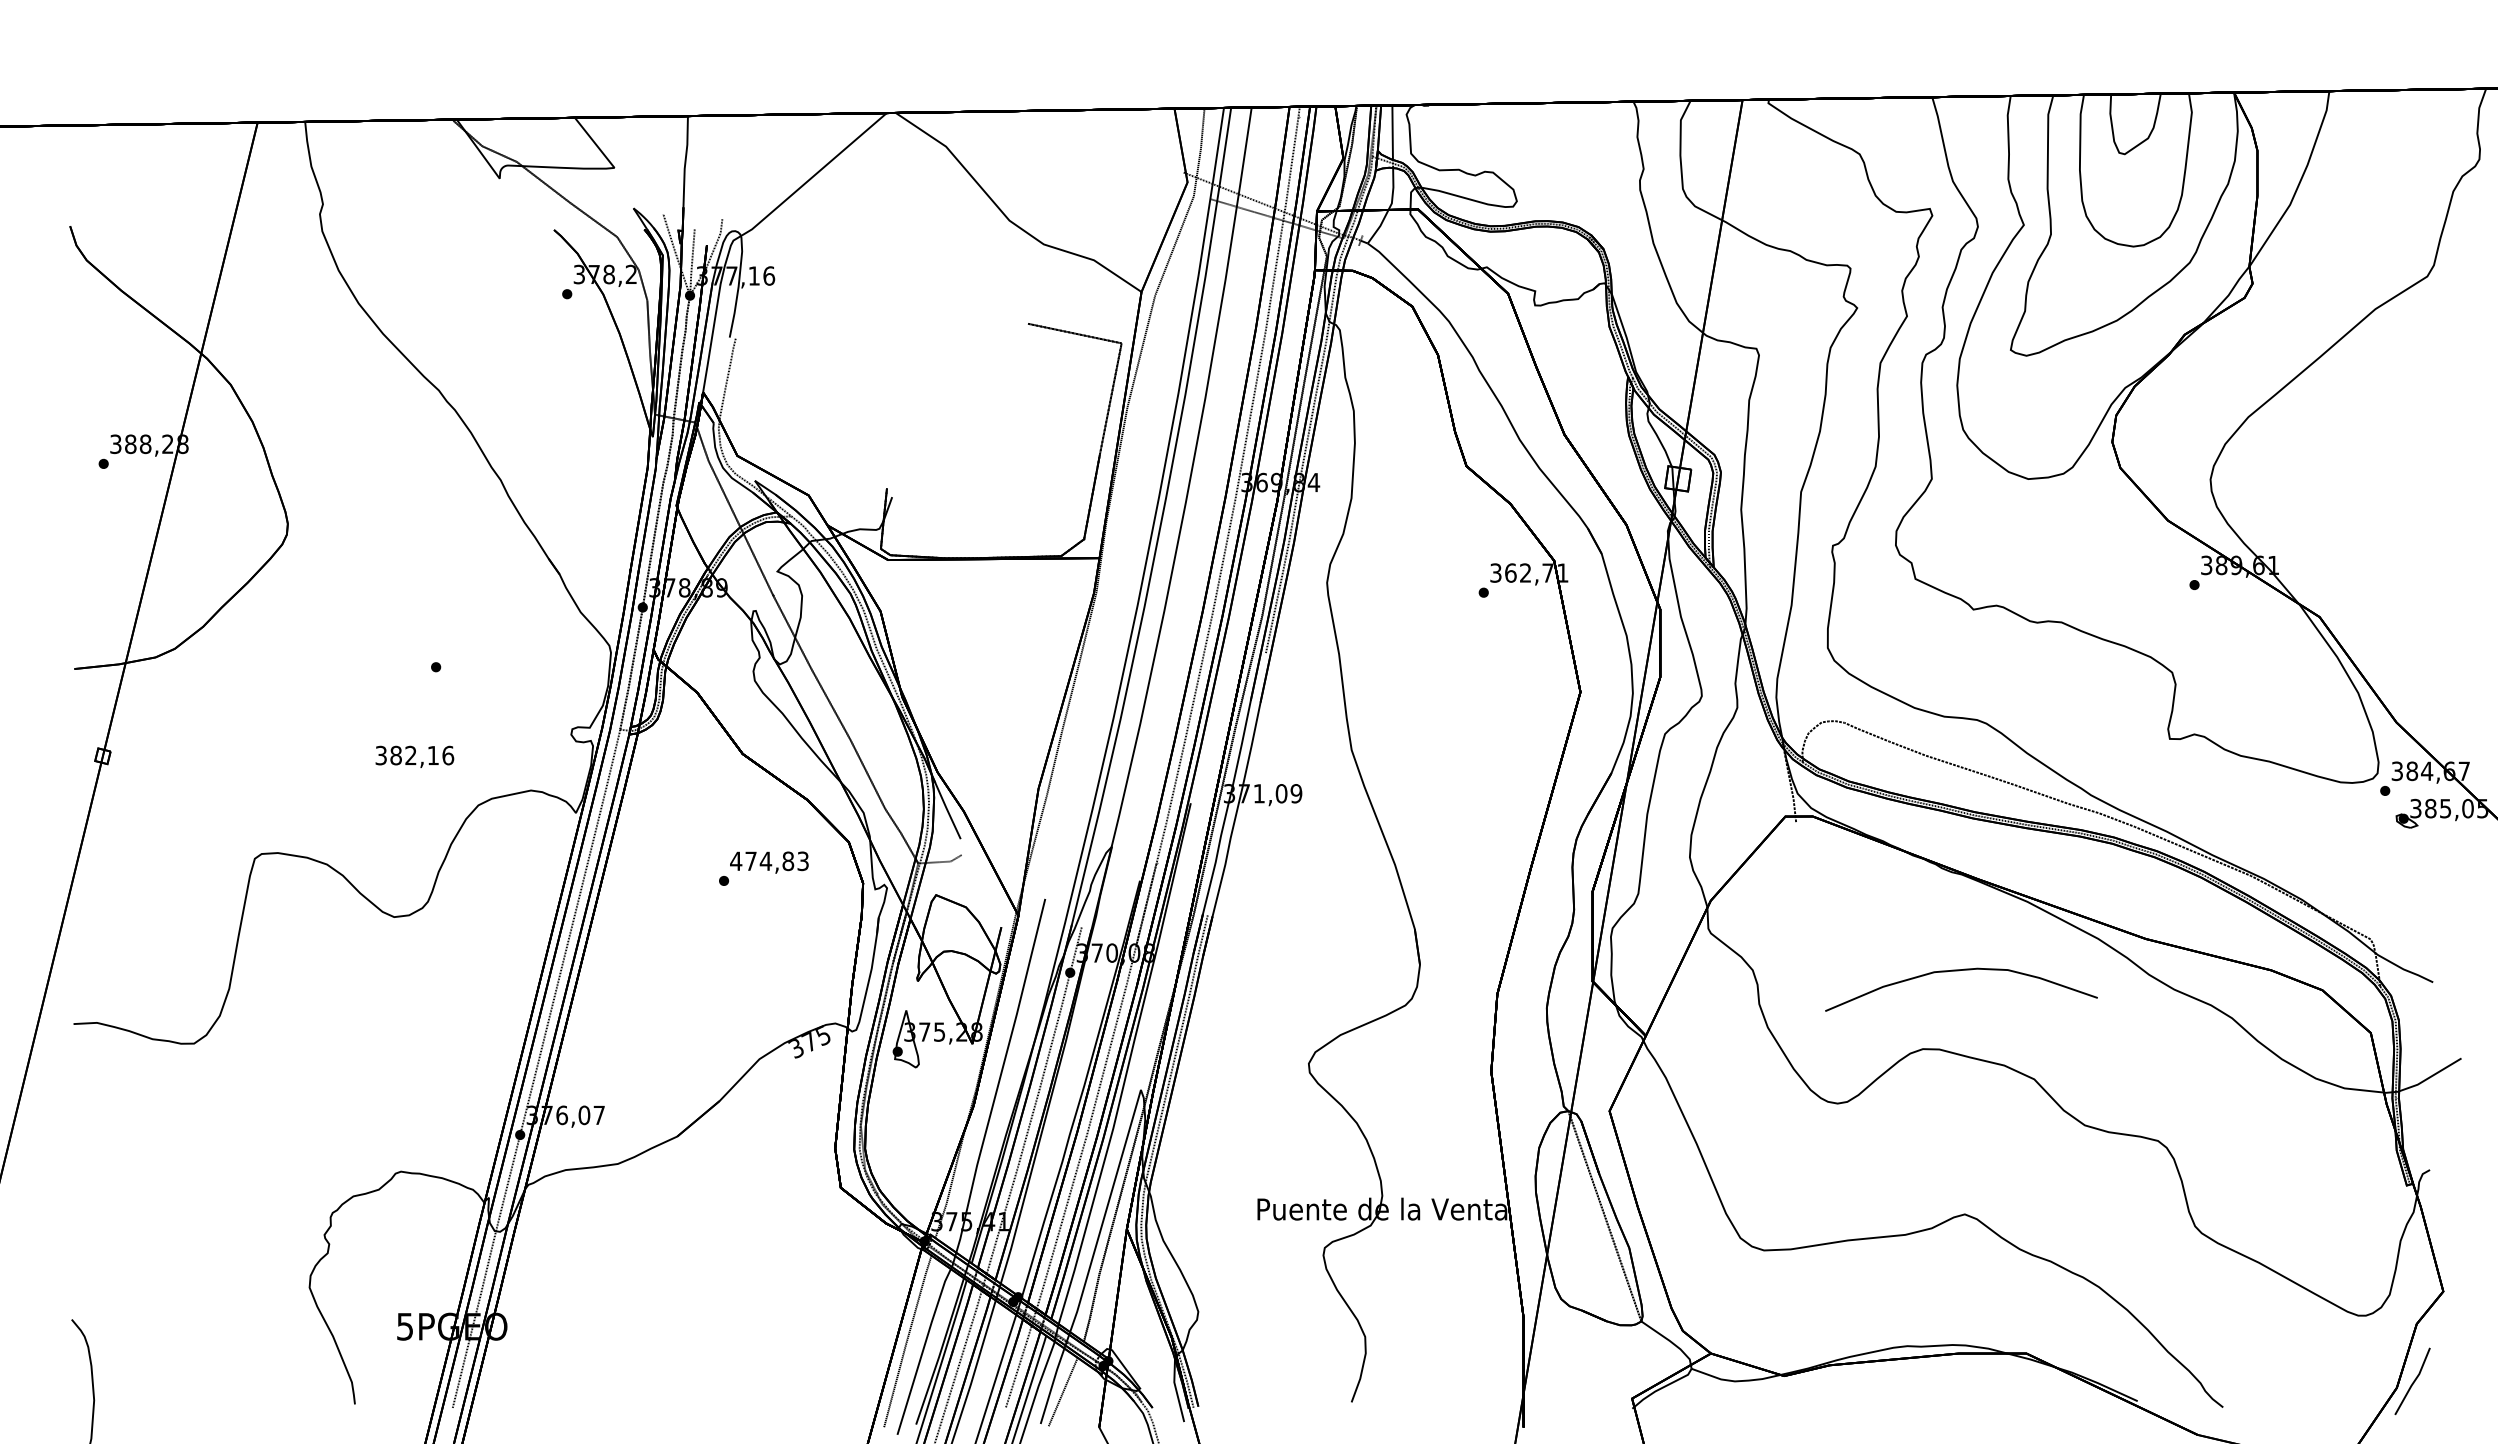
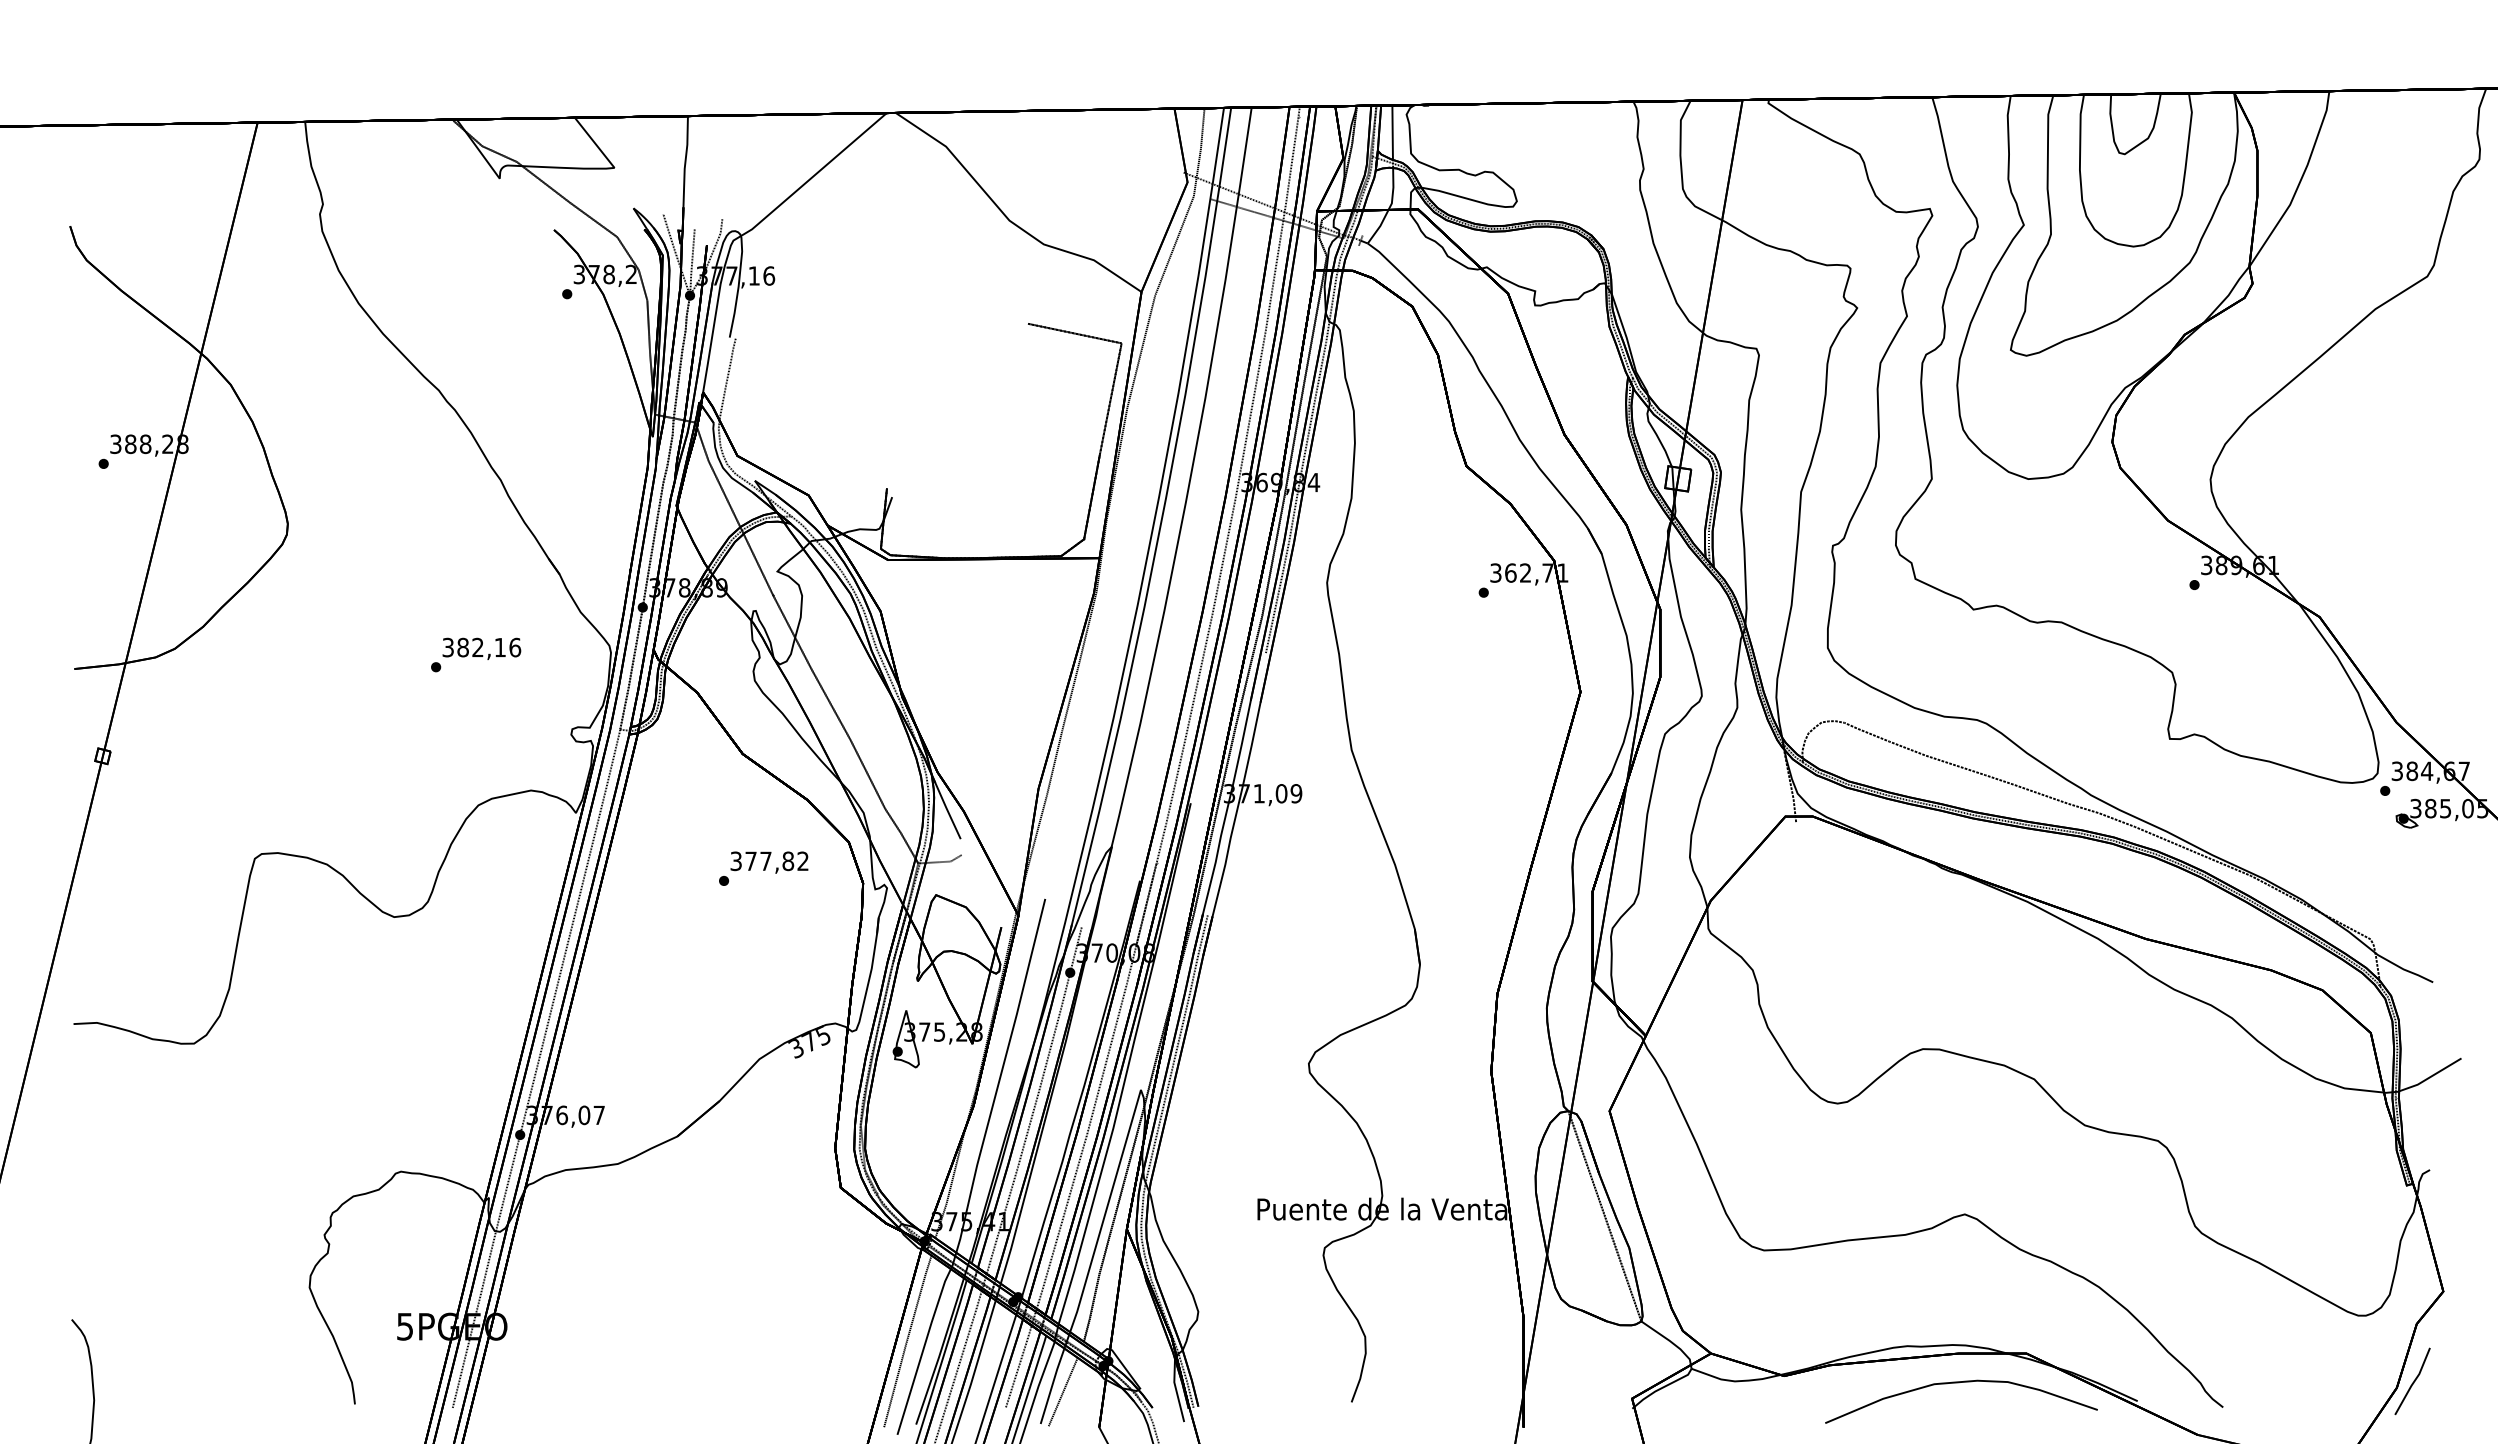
text position: (414, 756) -> (481, 648) (481, 648)
text: 474,83 -> 377,82 (769, 861)
curve position: (1959, 971) -> (1959, 1383) (1959, 1383)
